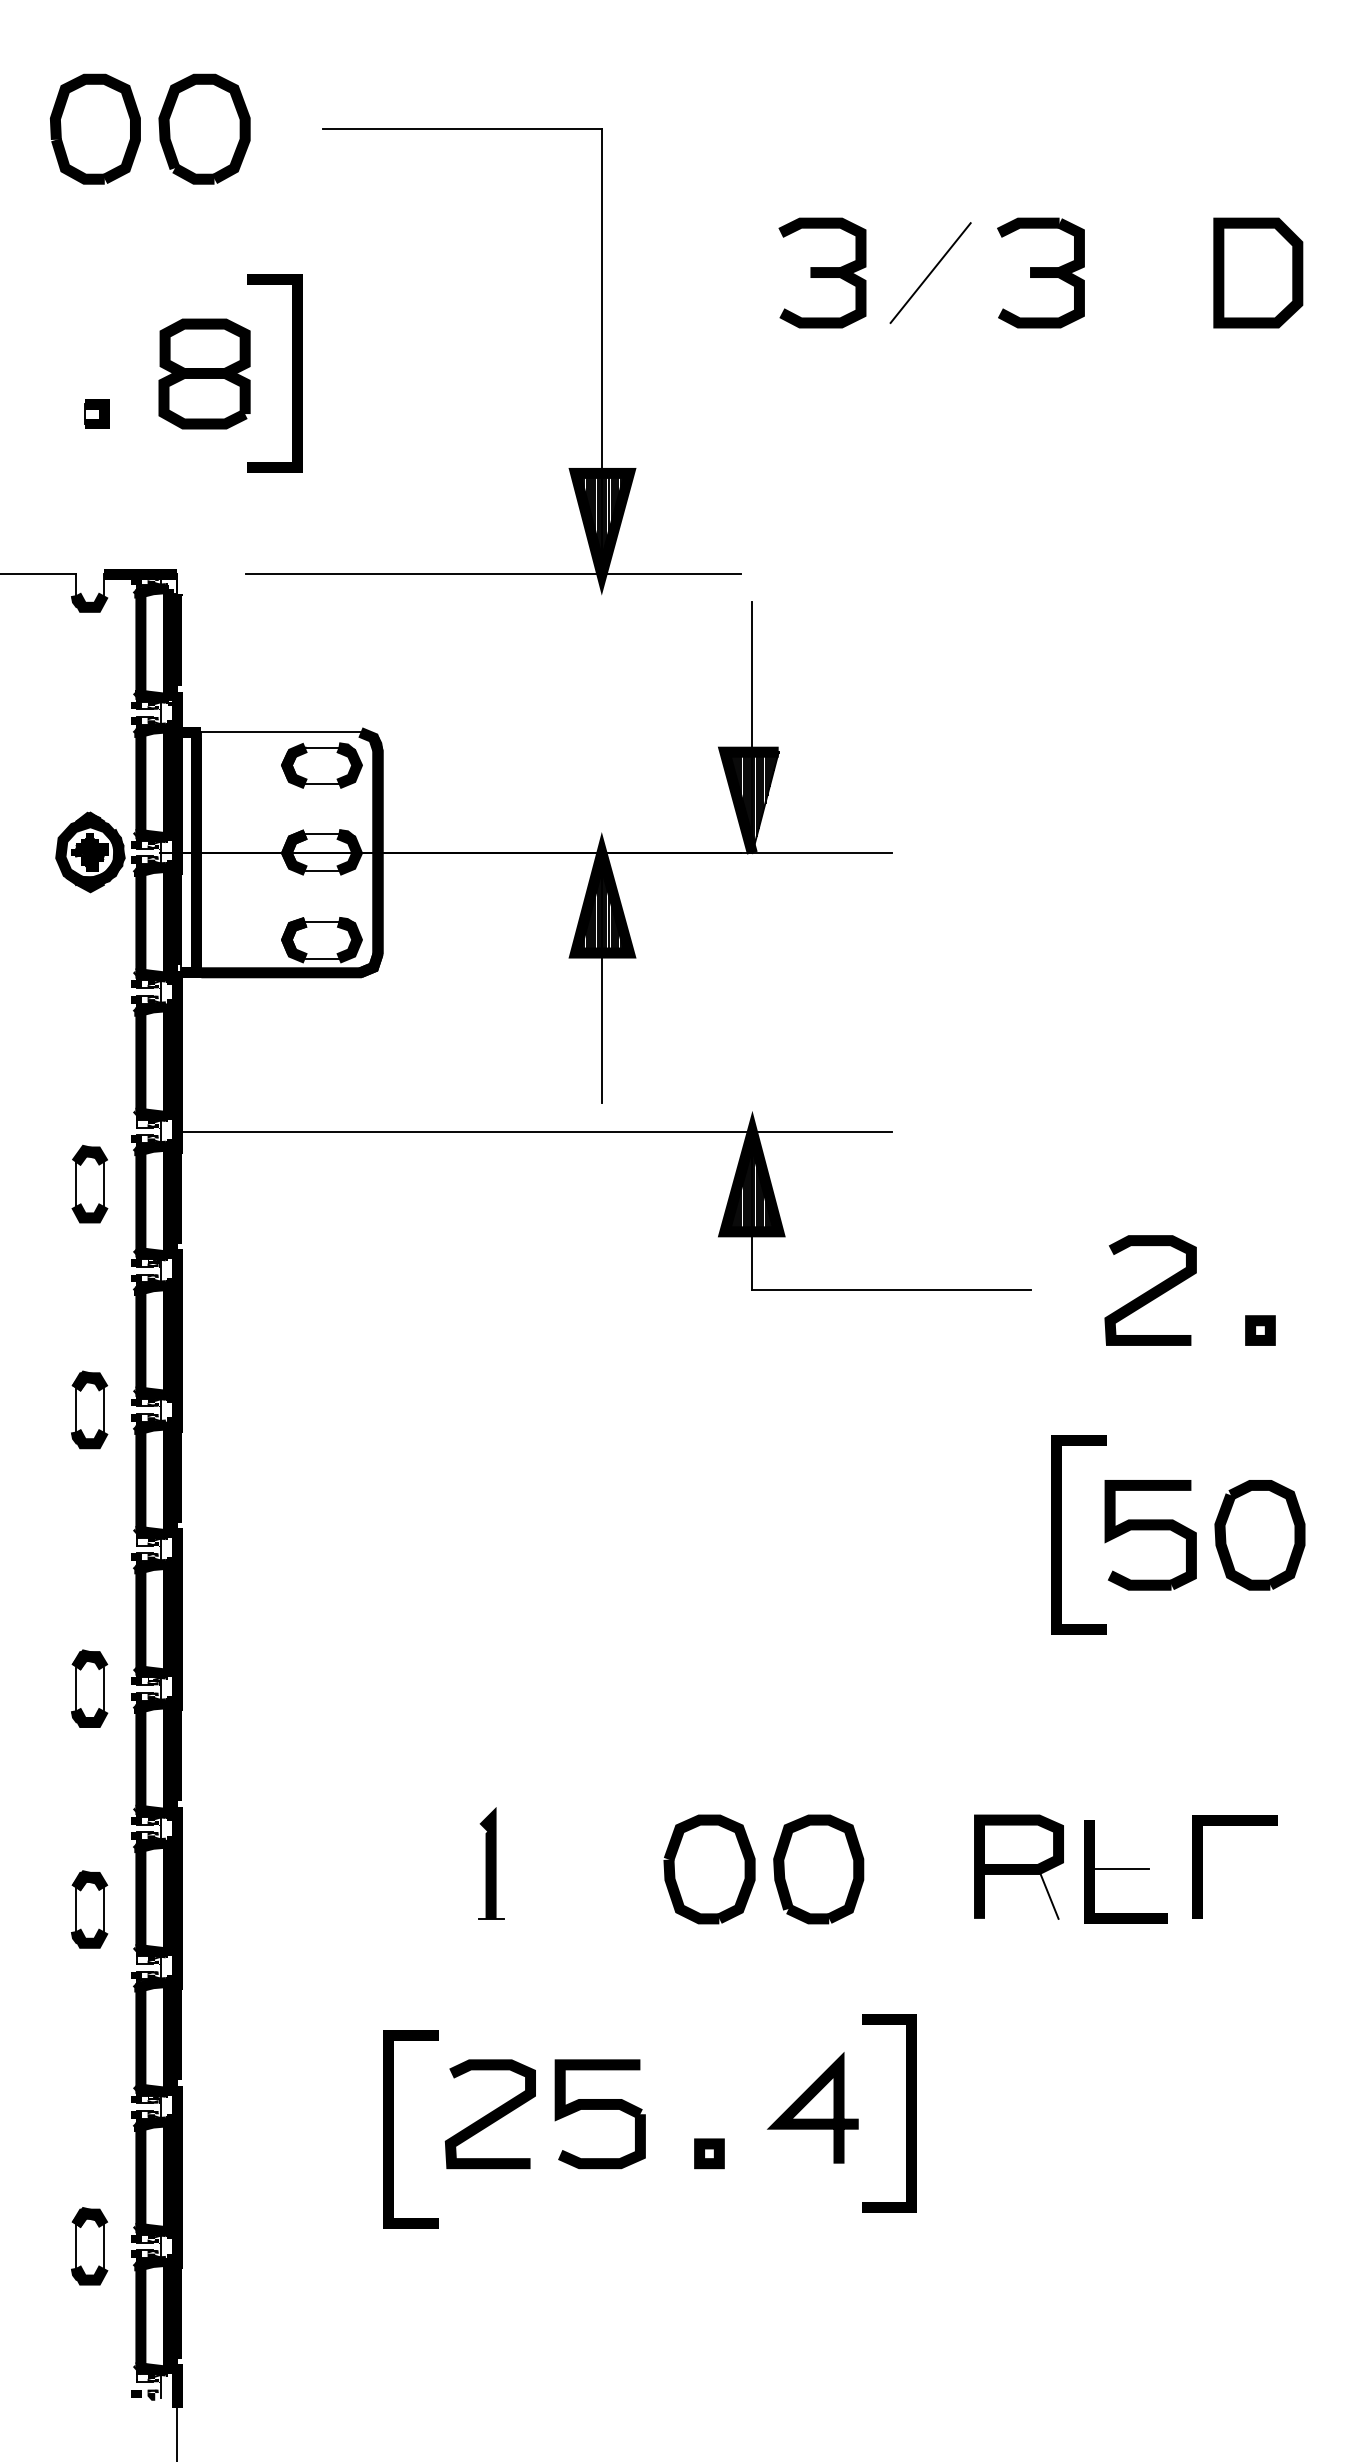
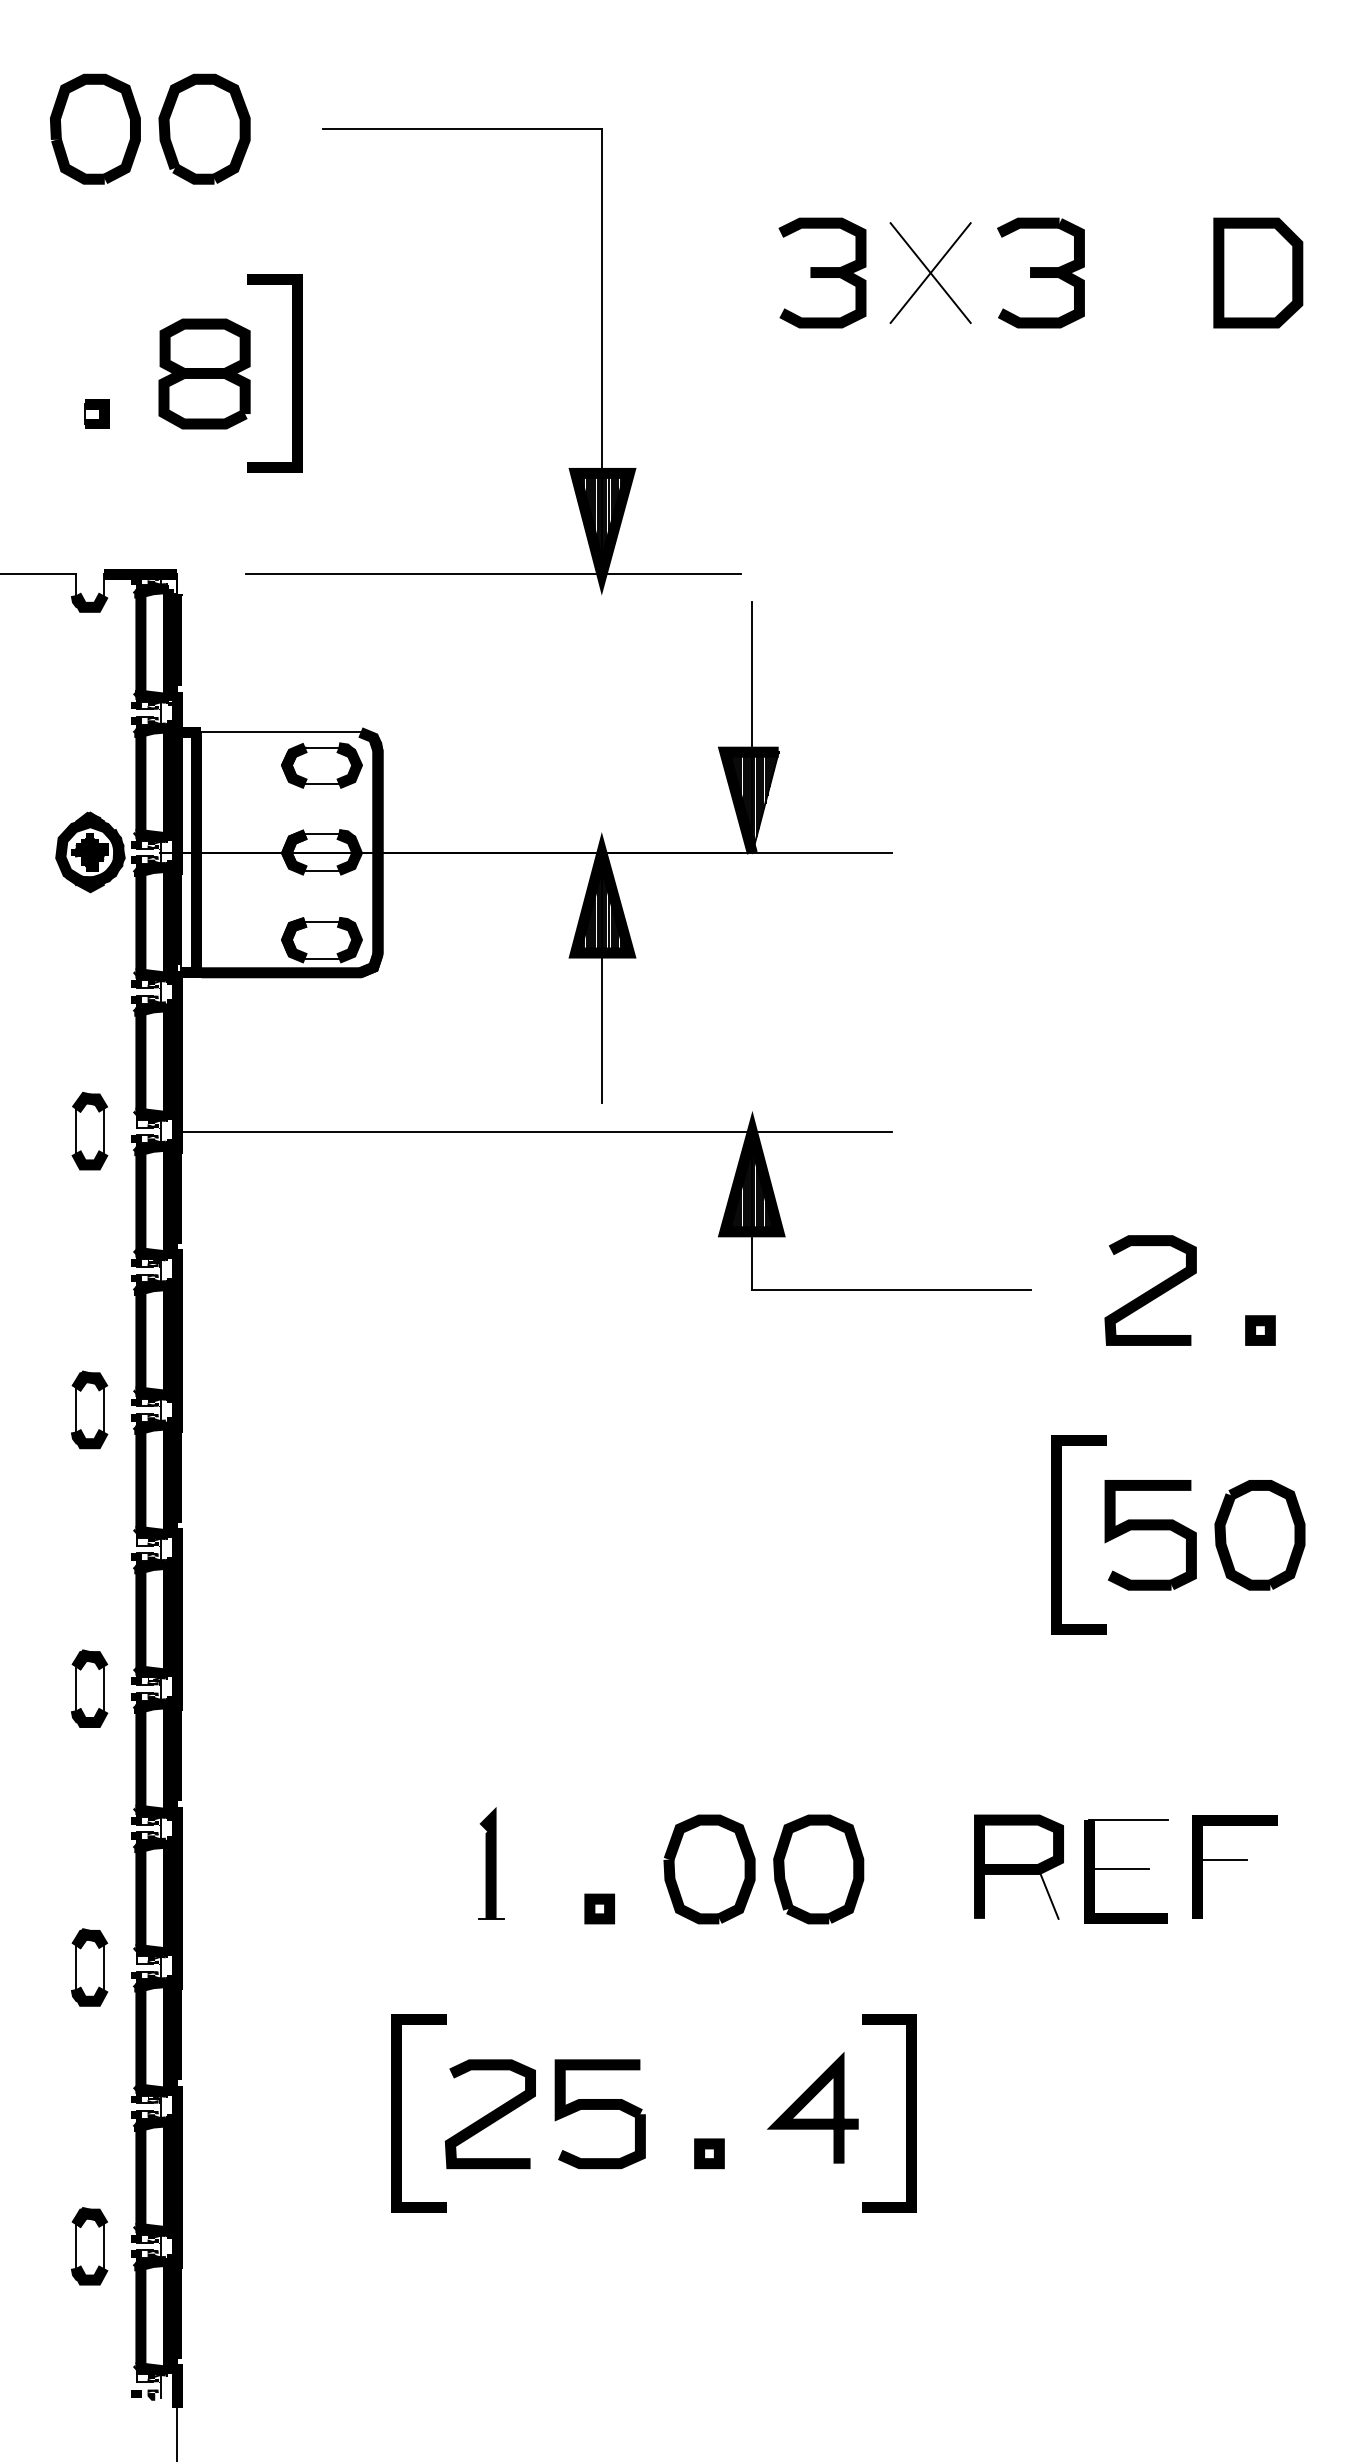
line: none -> present (930, 272)
part position: (89, 1184) -> (89, 1131) (89, 1131)
line: none -> present (1128, 1820)
line: none -> present (1222, 1859)
part: none -> present (599, 1908)
part position: (89, 1909) -> (89, 1967) (89, 1967)
line position: (393, 2129) -> (401, 2113) (401, 2113)
